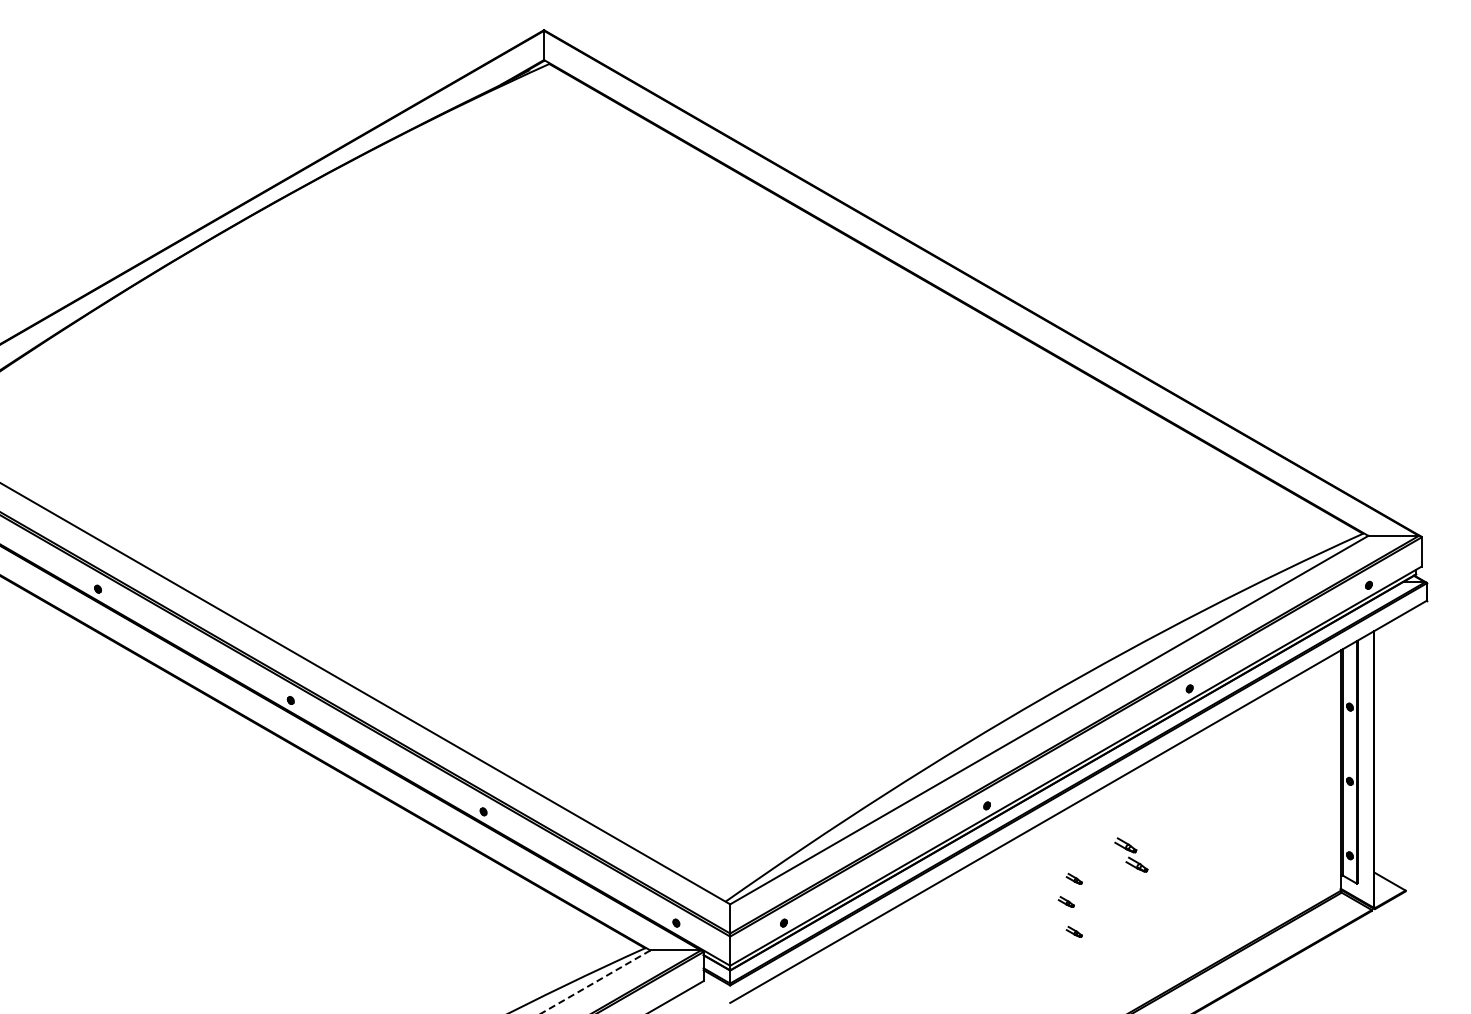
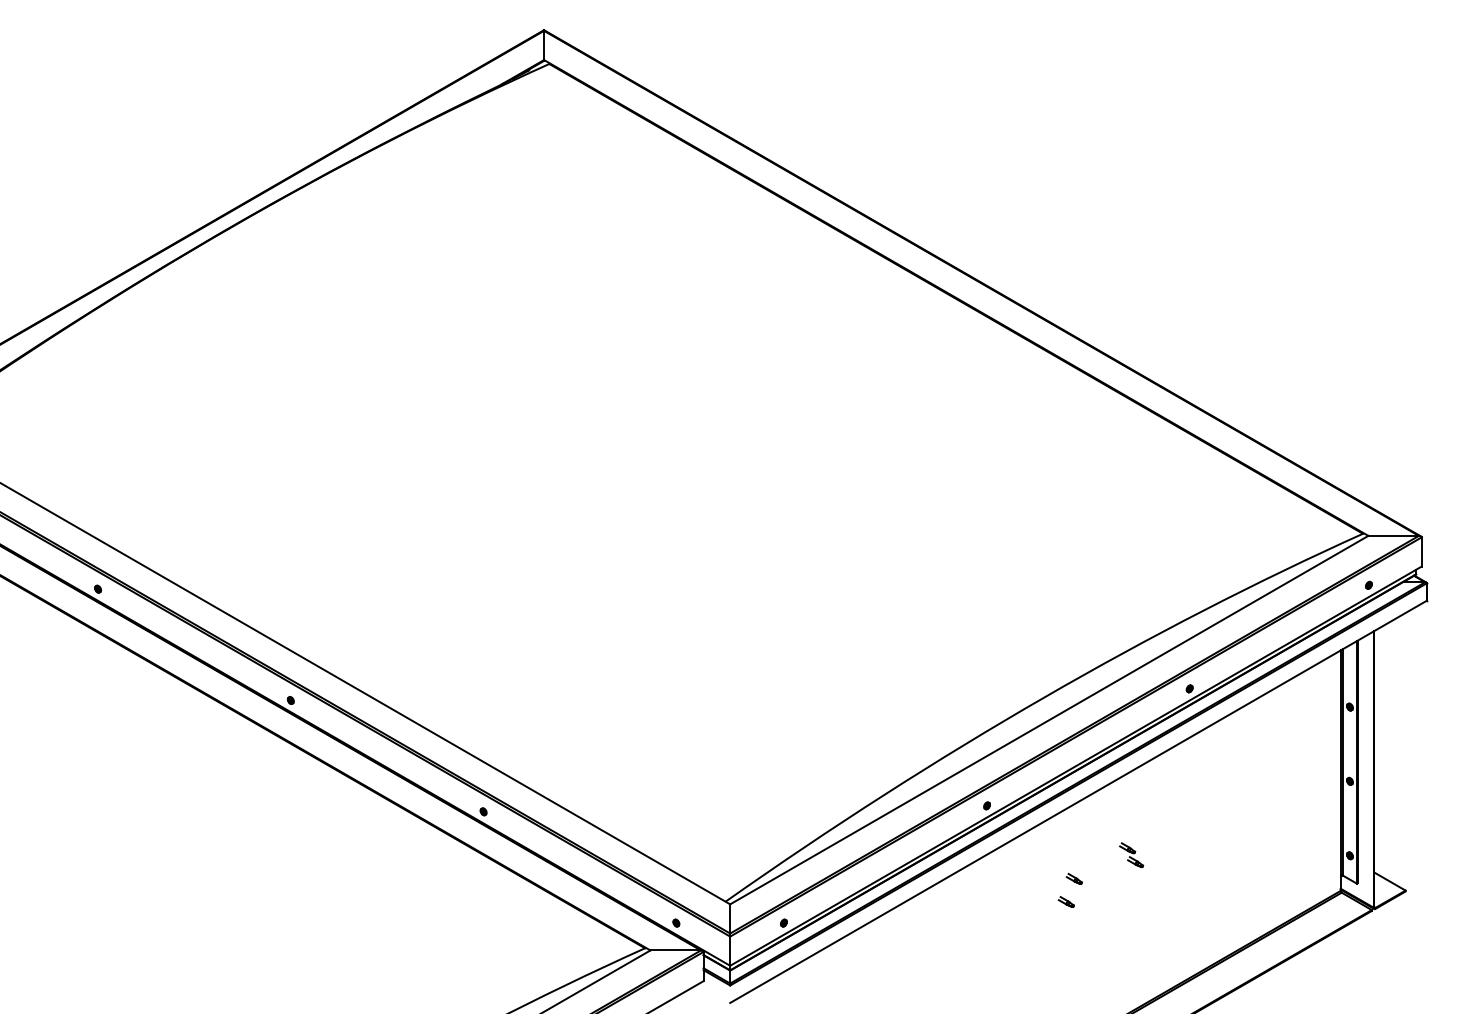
part size: 35x36 px -> 26x27 px (1131, 855)
part: present -> none (1073, 931)
line: dashed -> solid (594, 982)
